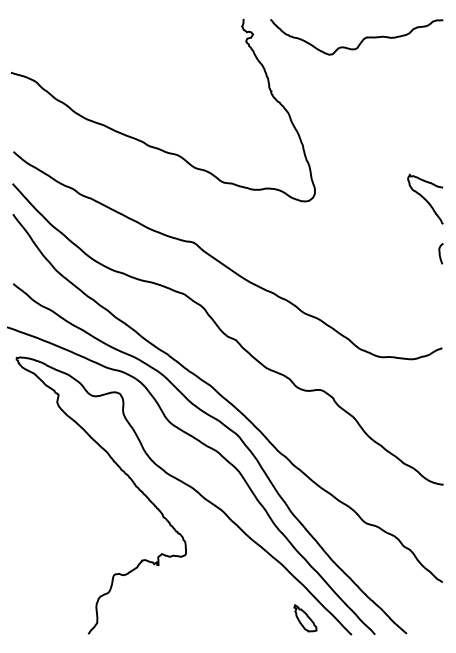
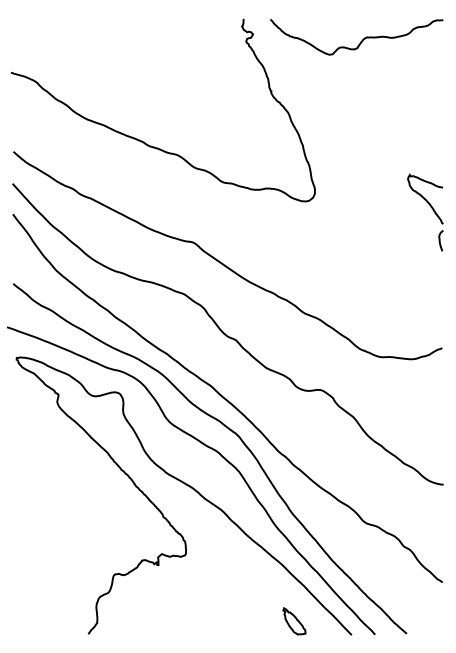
curve position: (440, 253) -> (440, 240) (440, 240)
part position: (305, 618) -> (294, 621) (294, 621)
